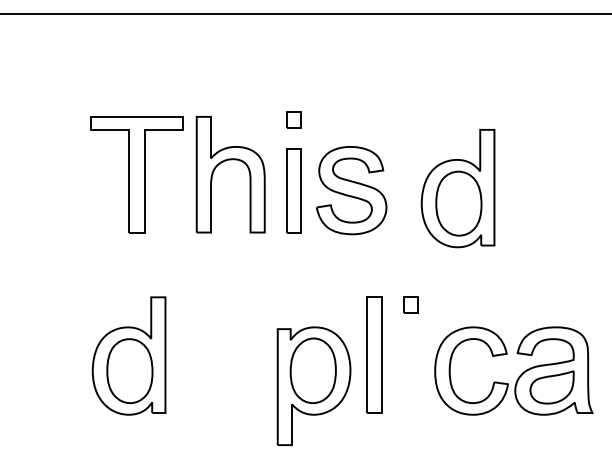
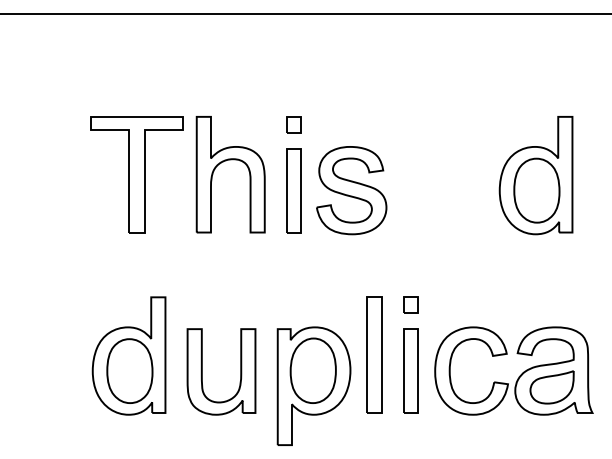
part position: (293, 119) -> (293, 124) (293, 124)
part position: (457, 188) -> (535, 175) (535, 175)
part: none -> present (410, 370)
part: none -> present (202, 371)
